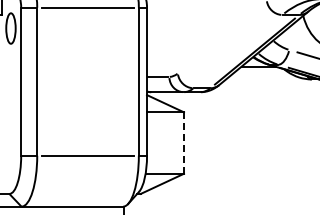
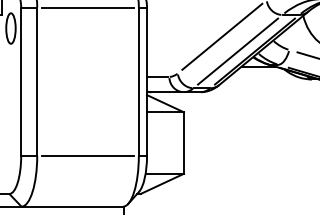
line: none -> present (222, 36)
line: none -> present (238, 51)
line: dashed -> solid (184, 143)
